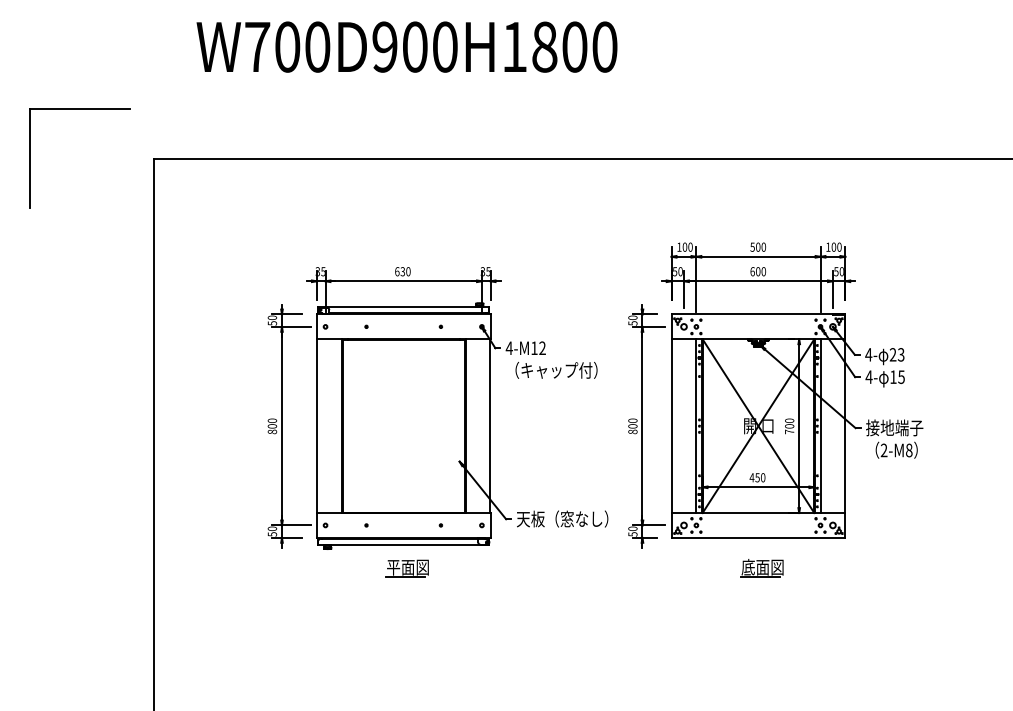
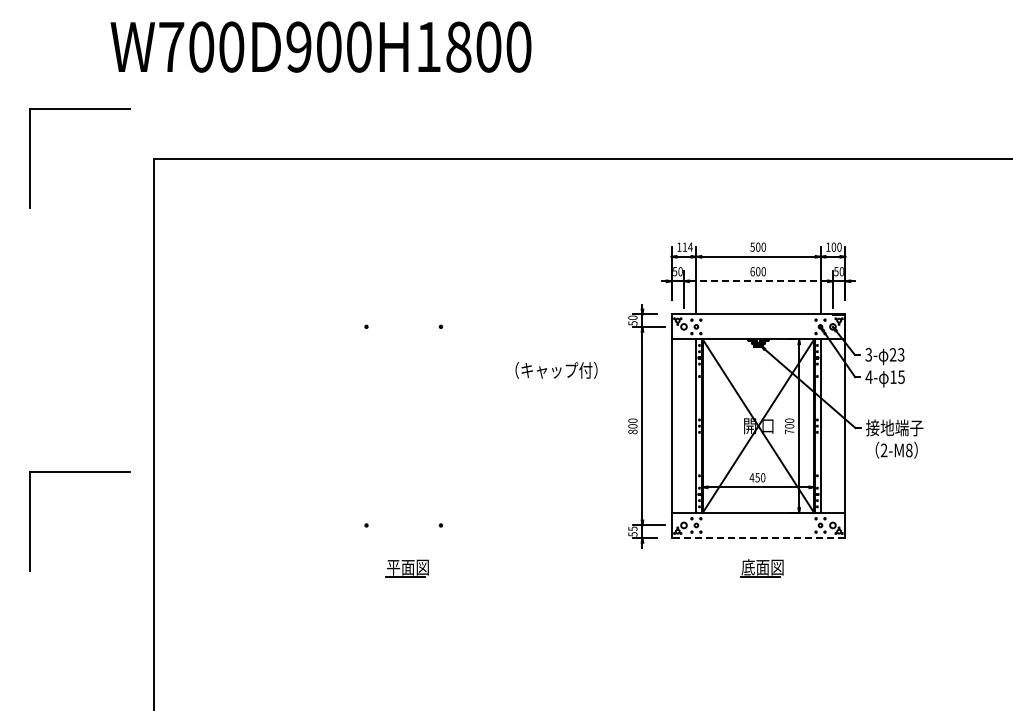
text position: (406, 46) -> (320, 46) (320, 46)
text: 100 -> 114 (687, 246)
line: solid -> dashed (758, 281)
text: 4- -> 3- (868, 354)
part: present -> none (437, 408)
part: none -> present (79, 472)
text: 50 -> 55 (632, 528)
line: solid -> dashed (758, 537)
